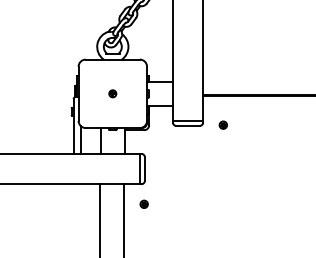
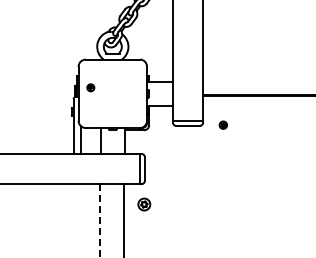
part position: (112, 93) -> (90, 87) (90, 87)
part size: 10x10 px -> 15x15 px (144, 204)
line: solid -> dashed (99, 221)
